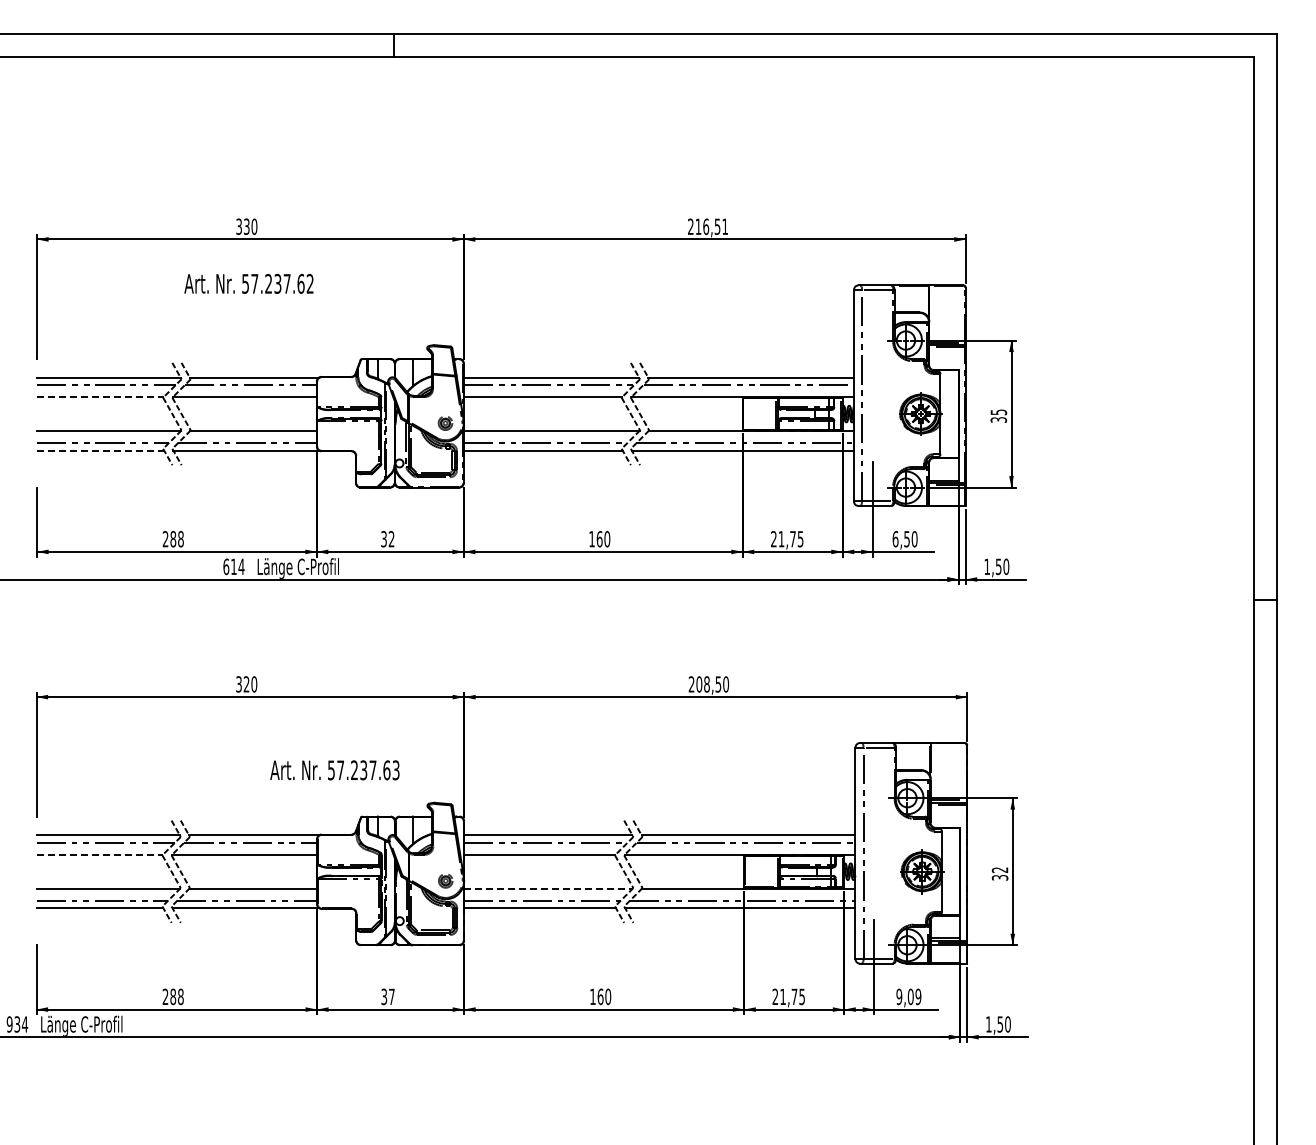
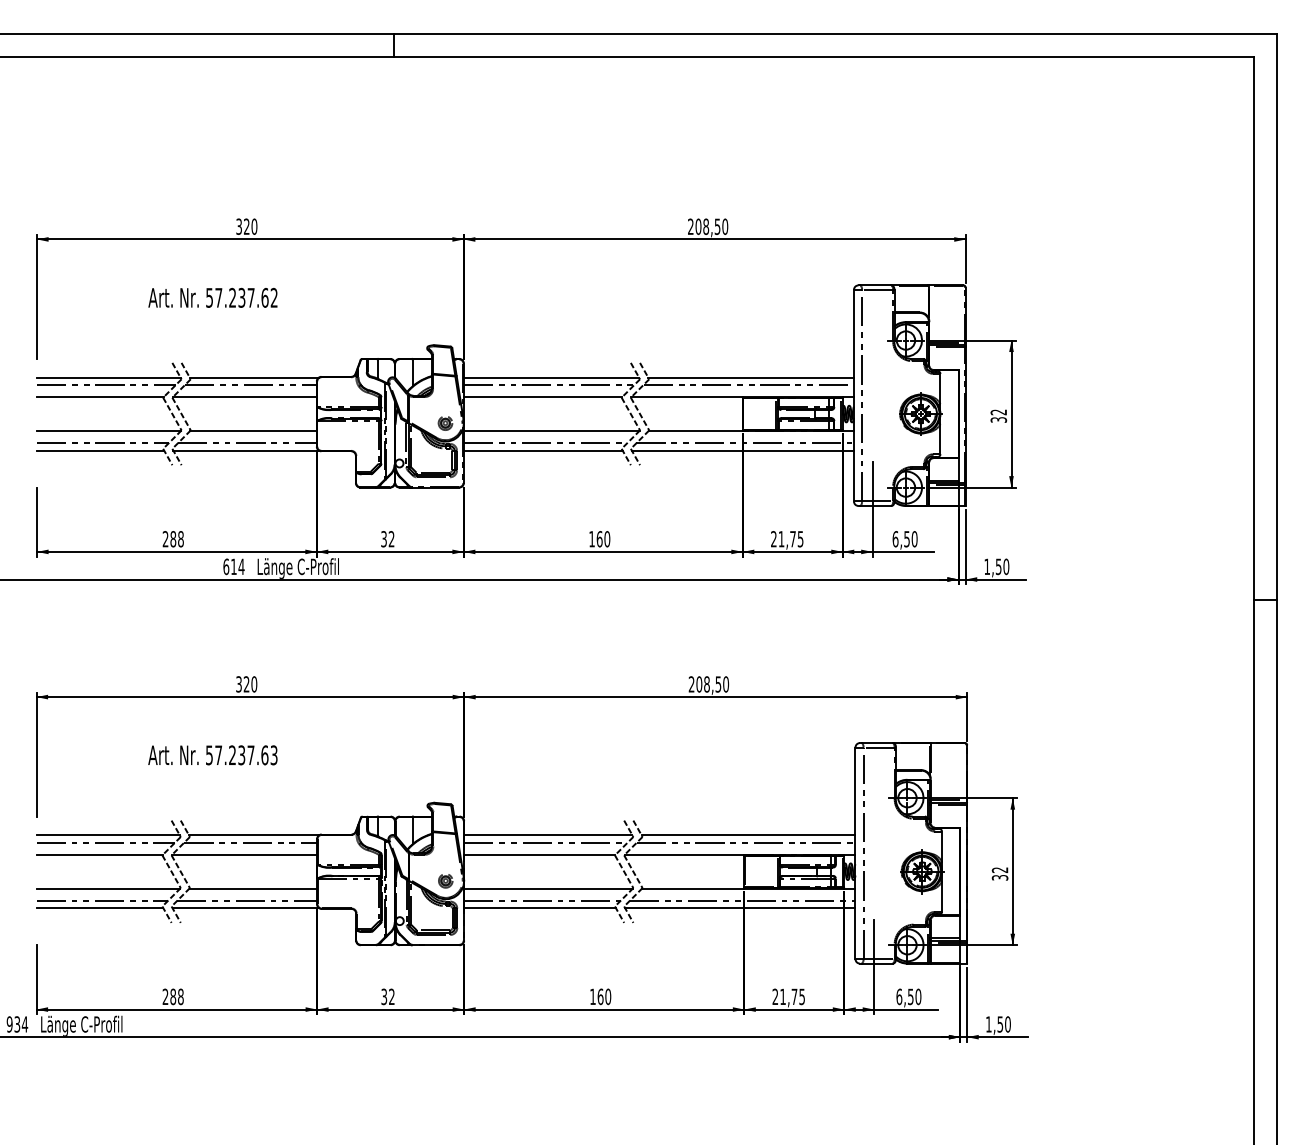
text: 330 -> 320 (246, 226)
text: 216,51 -> 208,50 (711, 226)
text position: (248, 283) -> (212, 297) (212, 297)
line: dashed -> solid (100, 397)
text: 35 -> 32 (998, 412)
line: dashed -> solid (100, 450)
text position: (334, 770) -> (212, 755) (212, 755)
line: dashed -> solid (100, 854)
line: dashed -> solid (549, 888)
text: 37 -> 32 (391, 996)
text: 9,09 -> 6,50 (908, 996)
